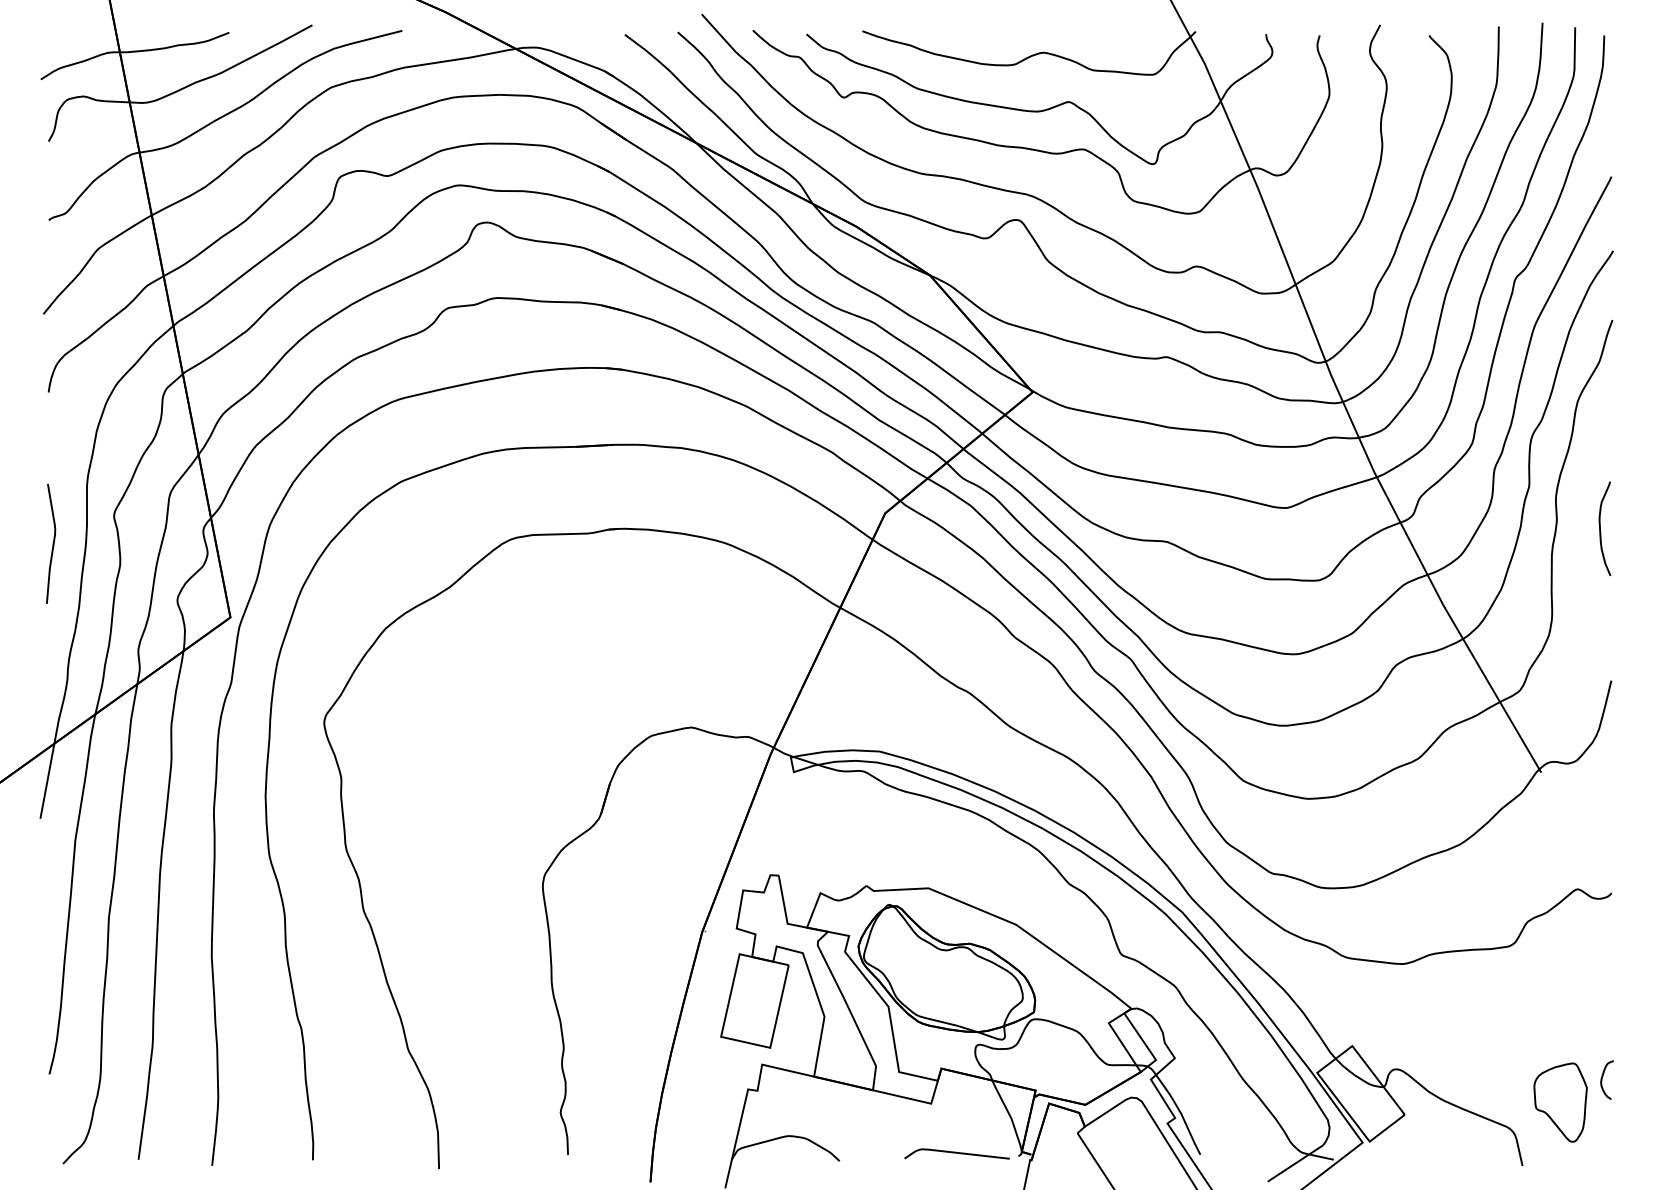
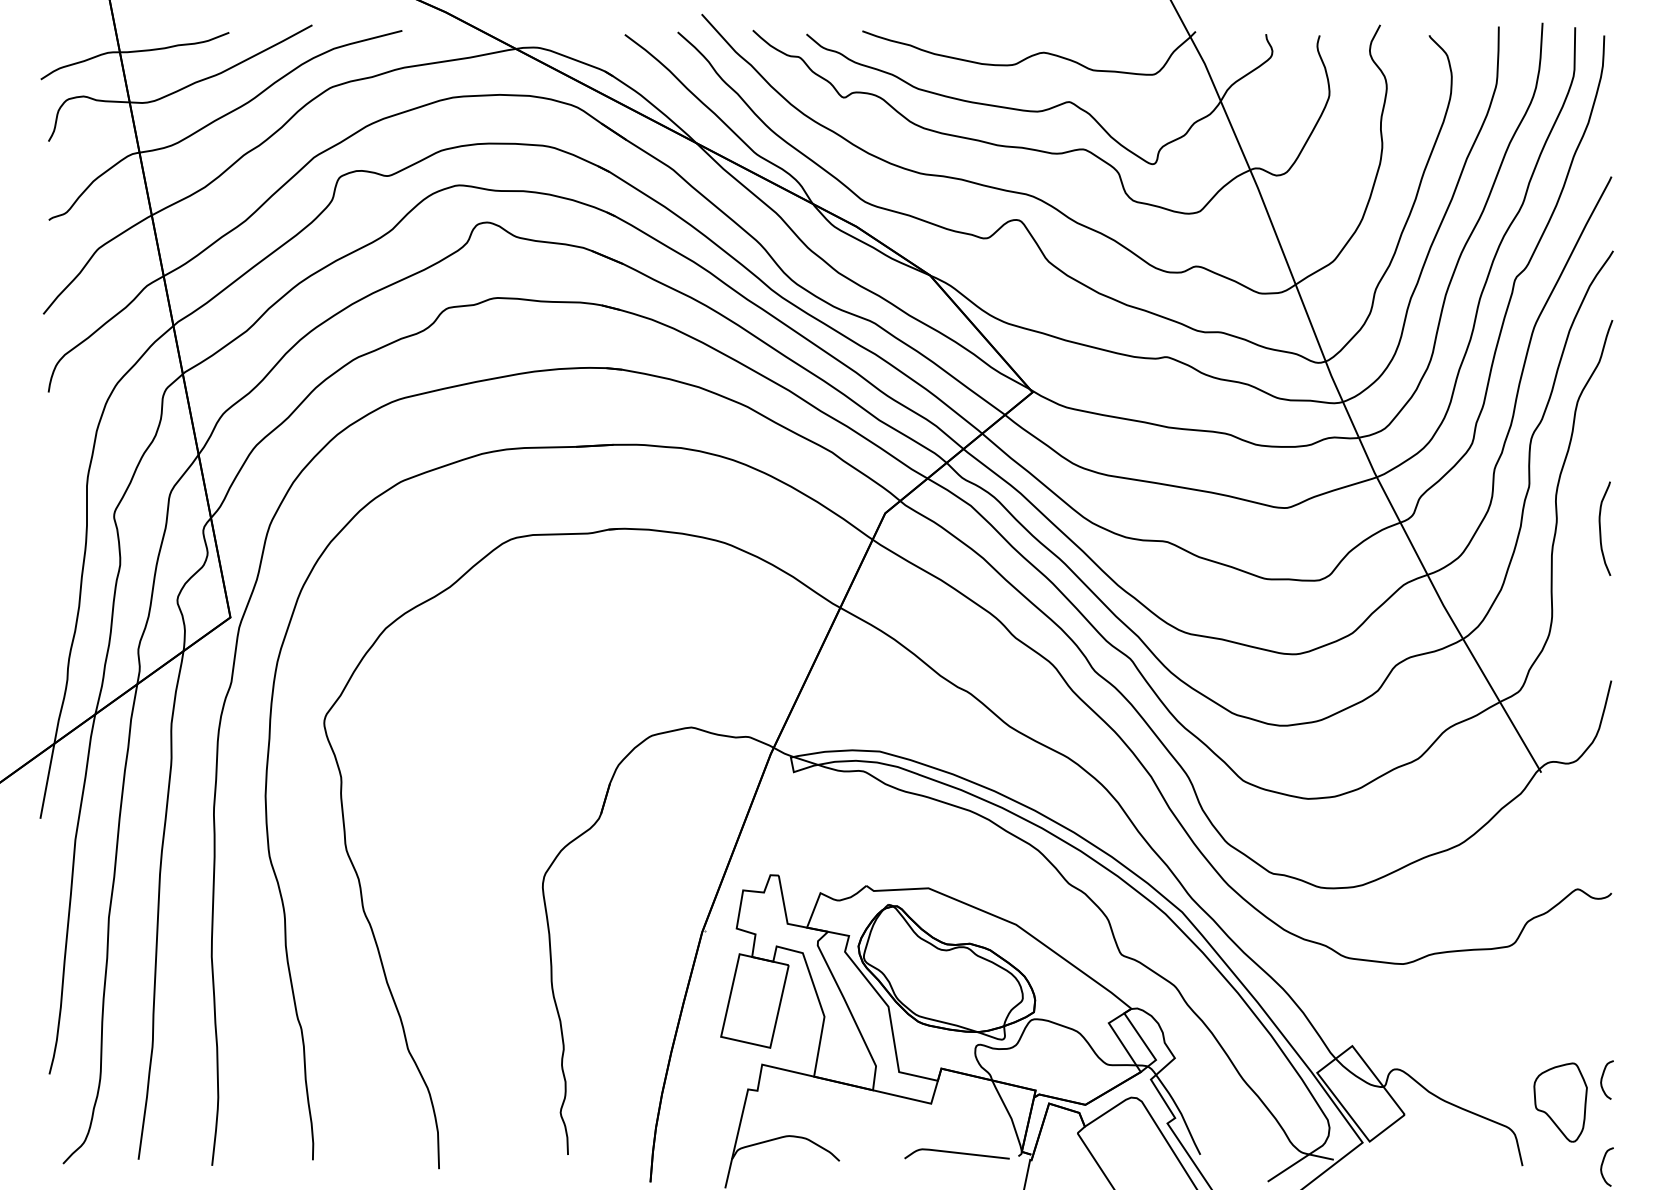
curve: present -> none (52, 543)
curve: none -> present (1602, 1166)
